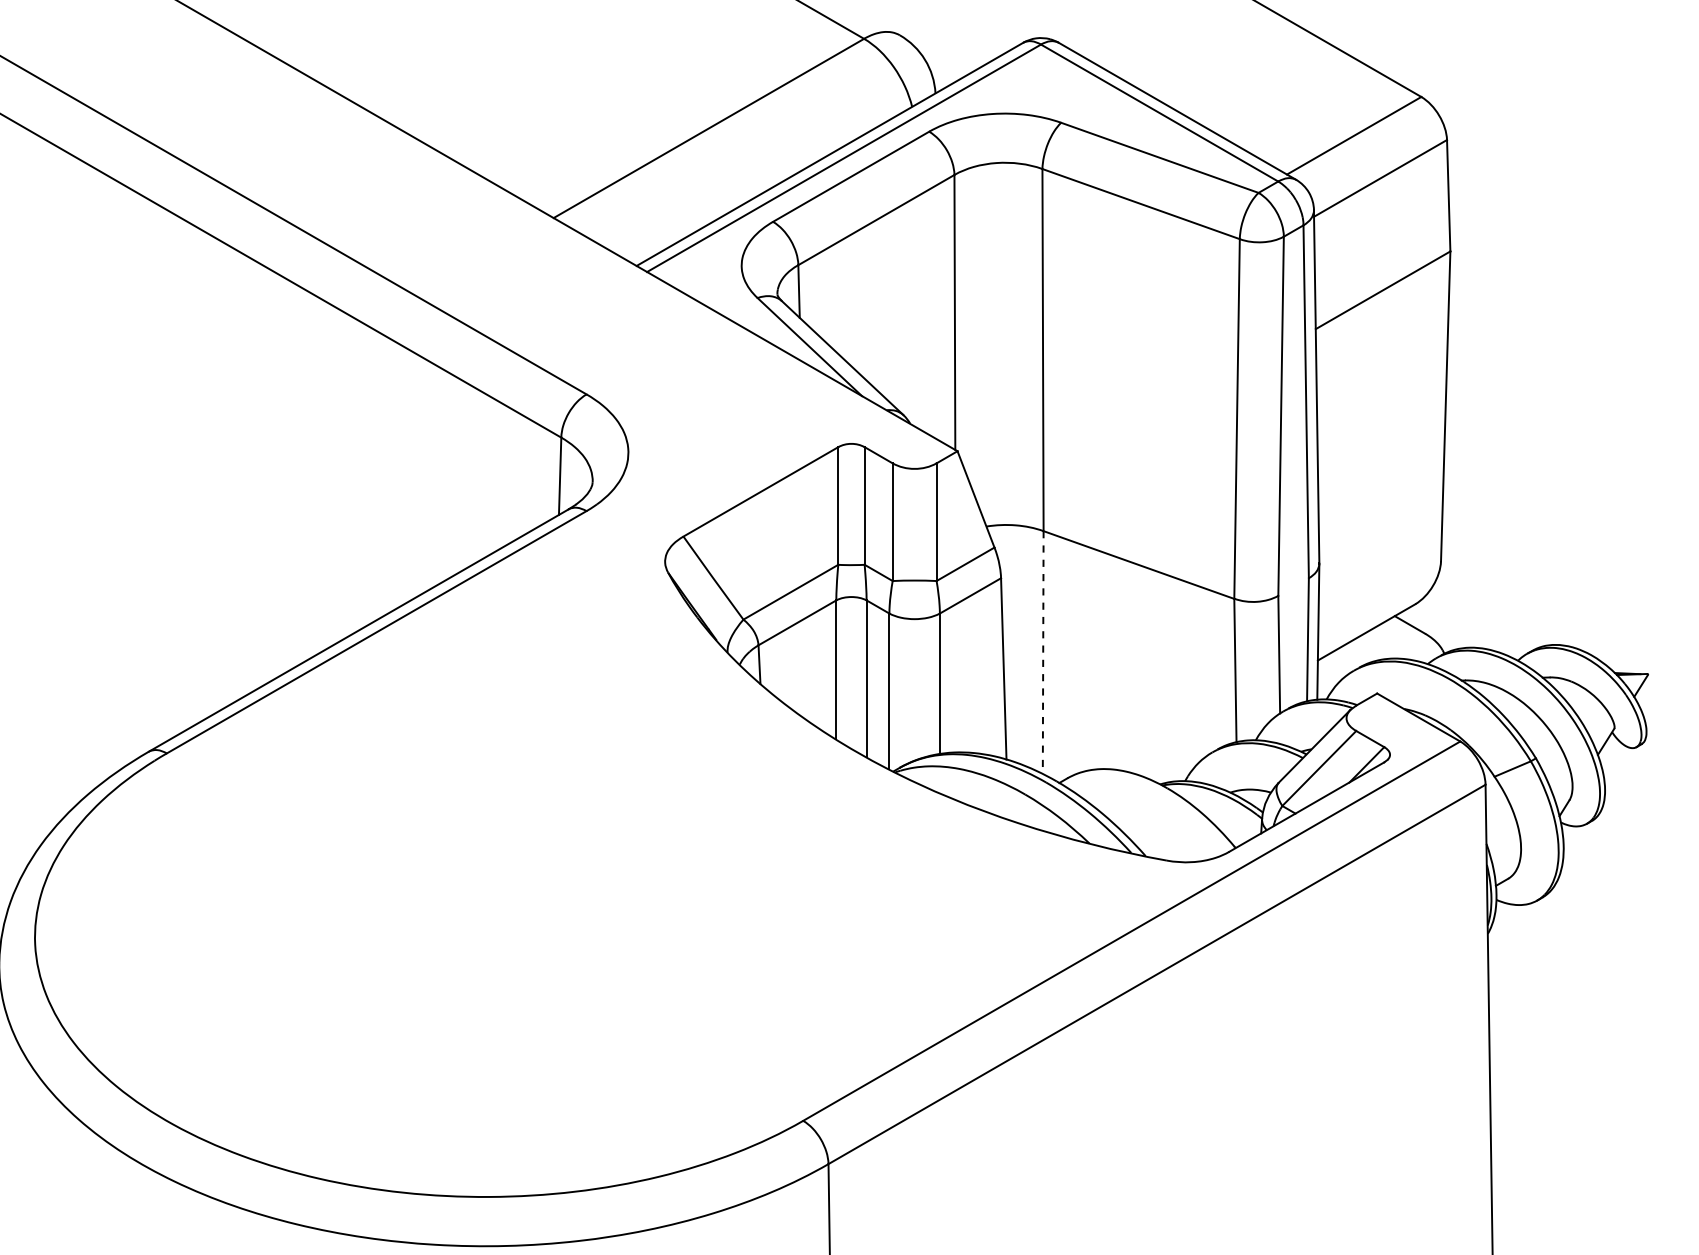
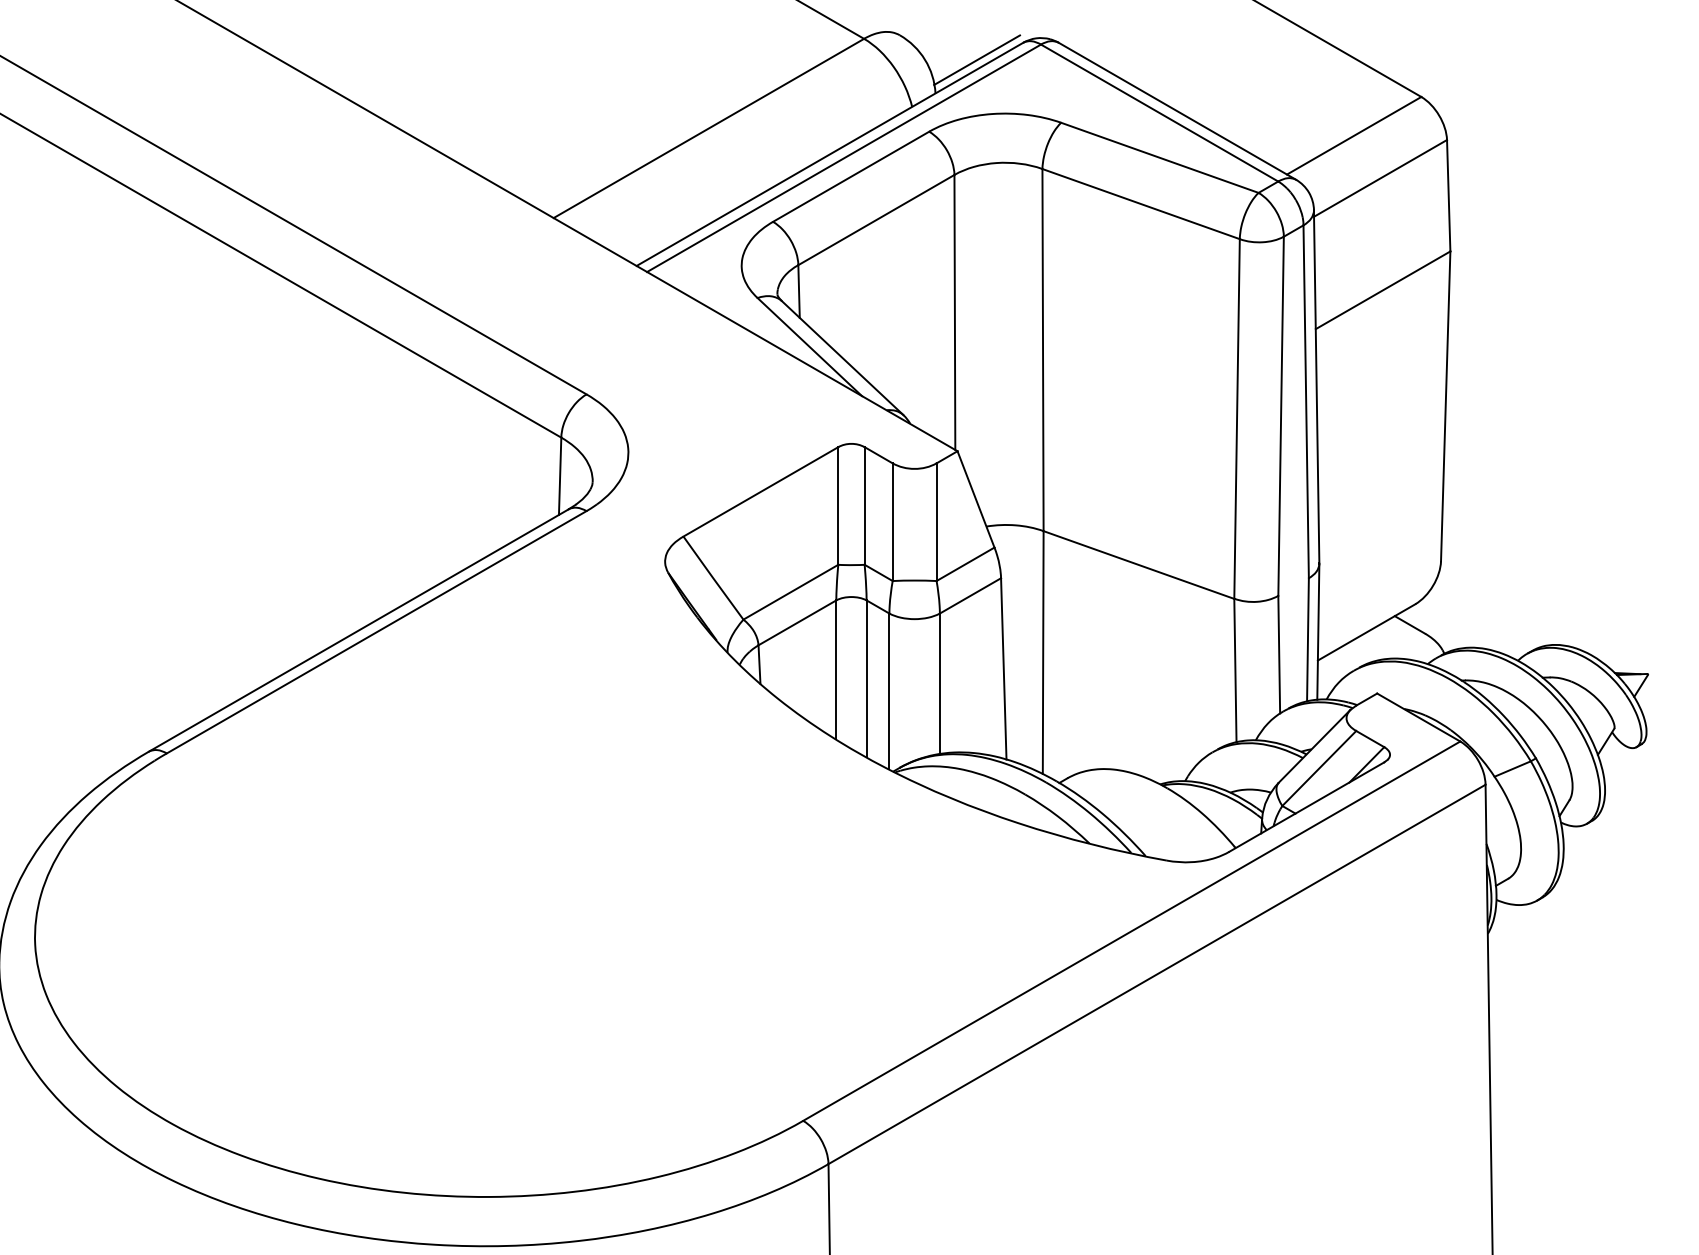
line: none -> present (977, 59)
line: dashed -> solid (1043, 653)
